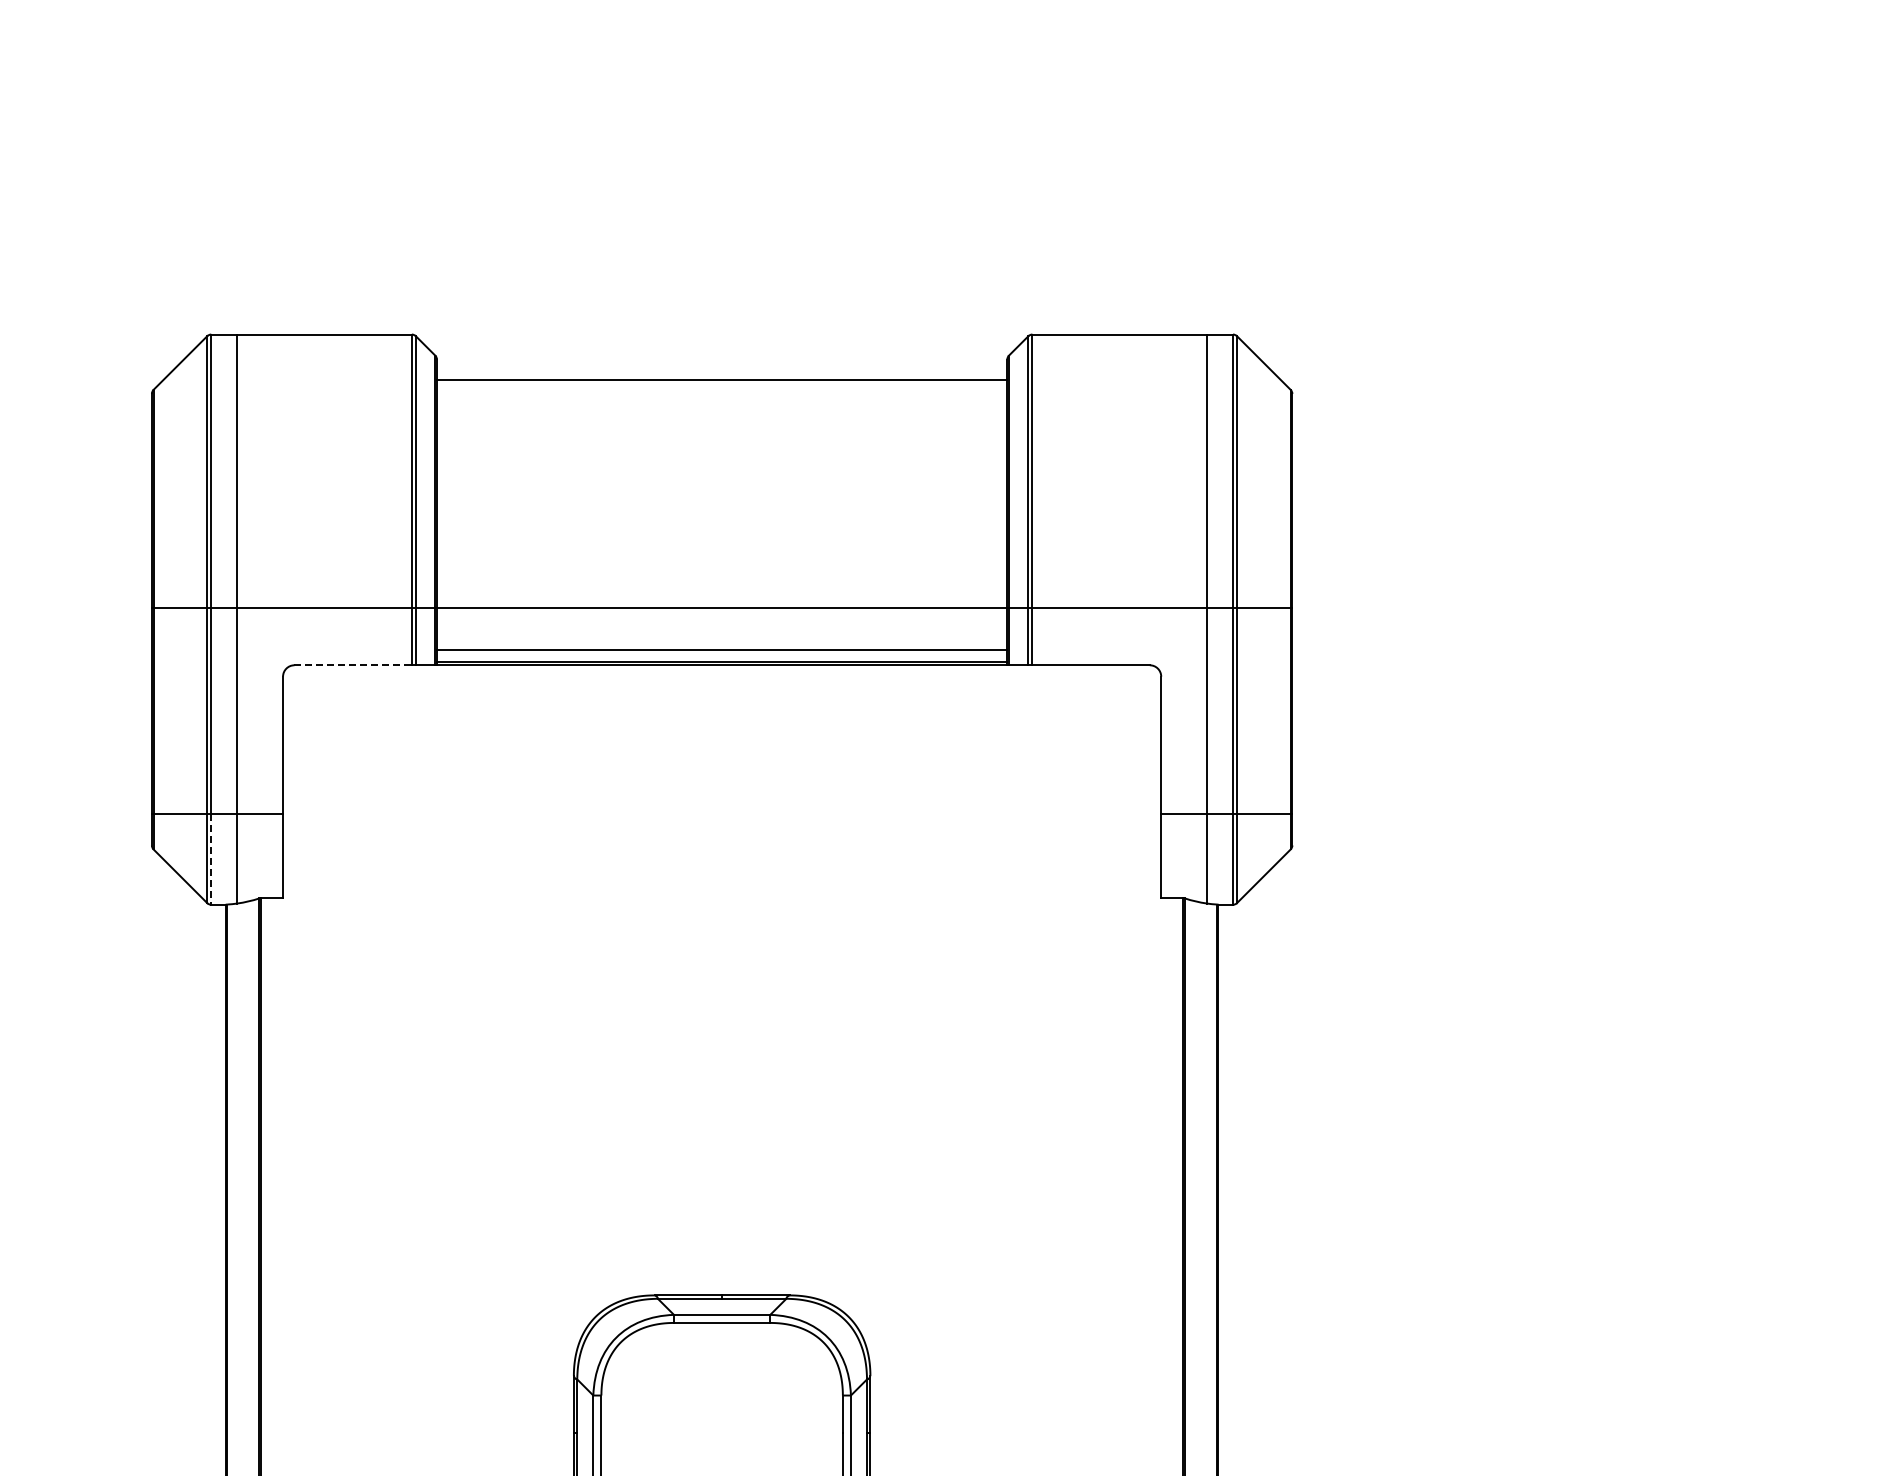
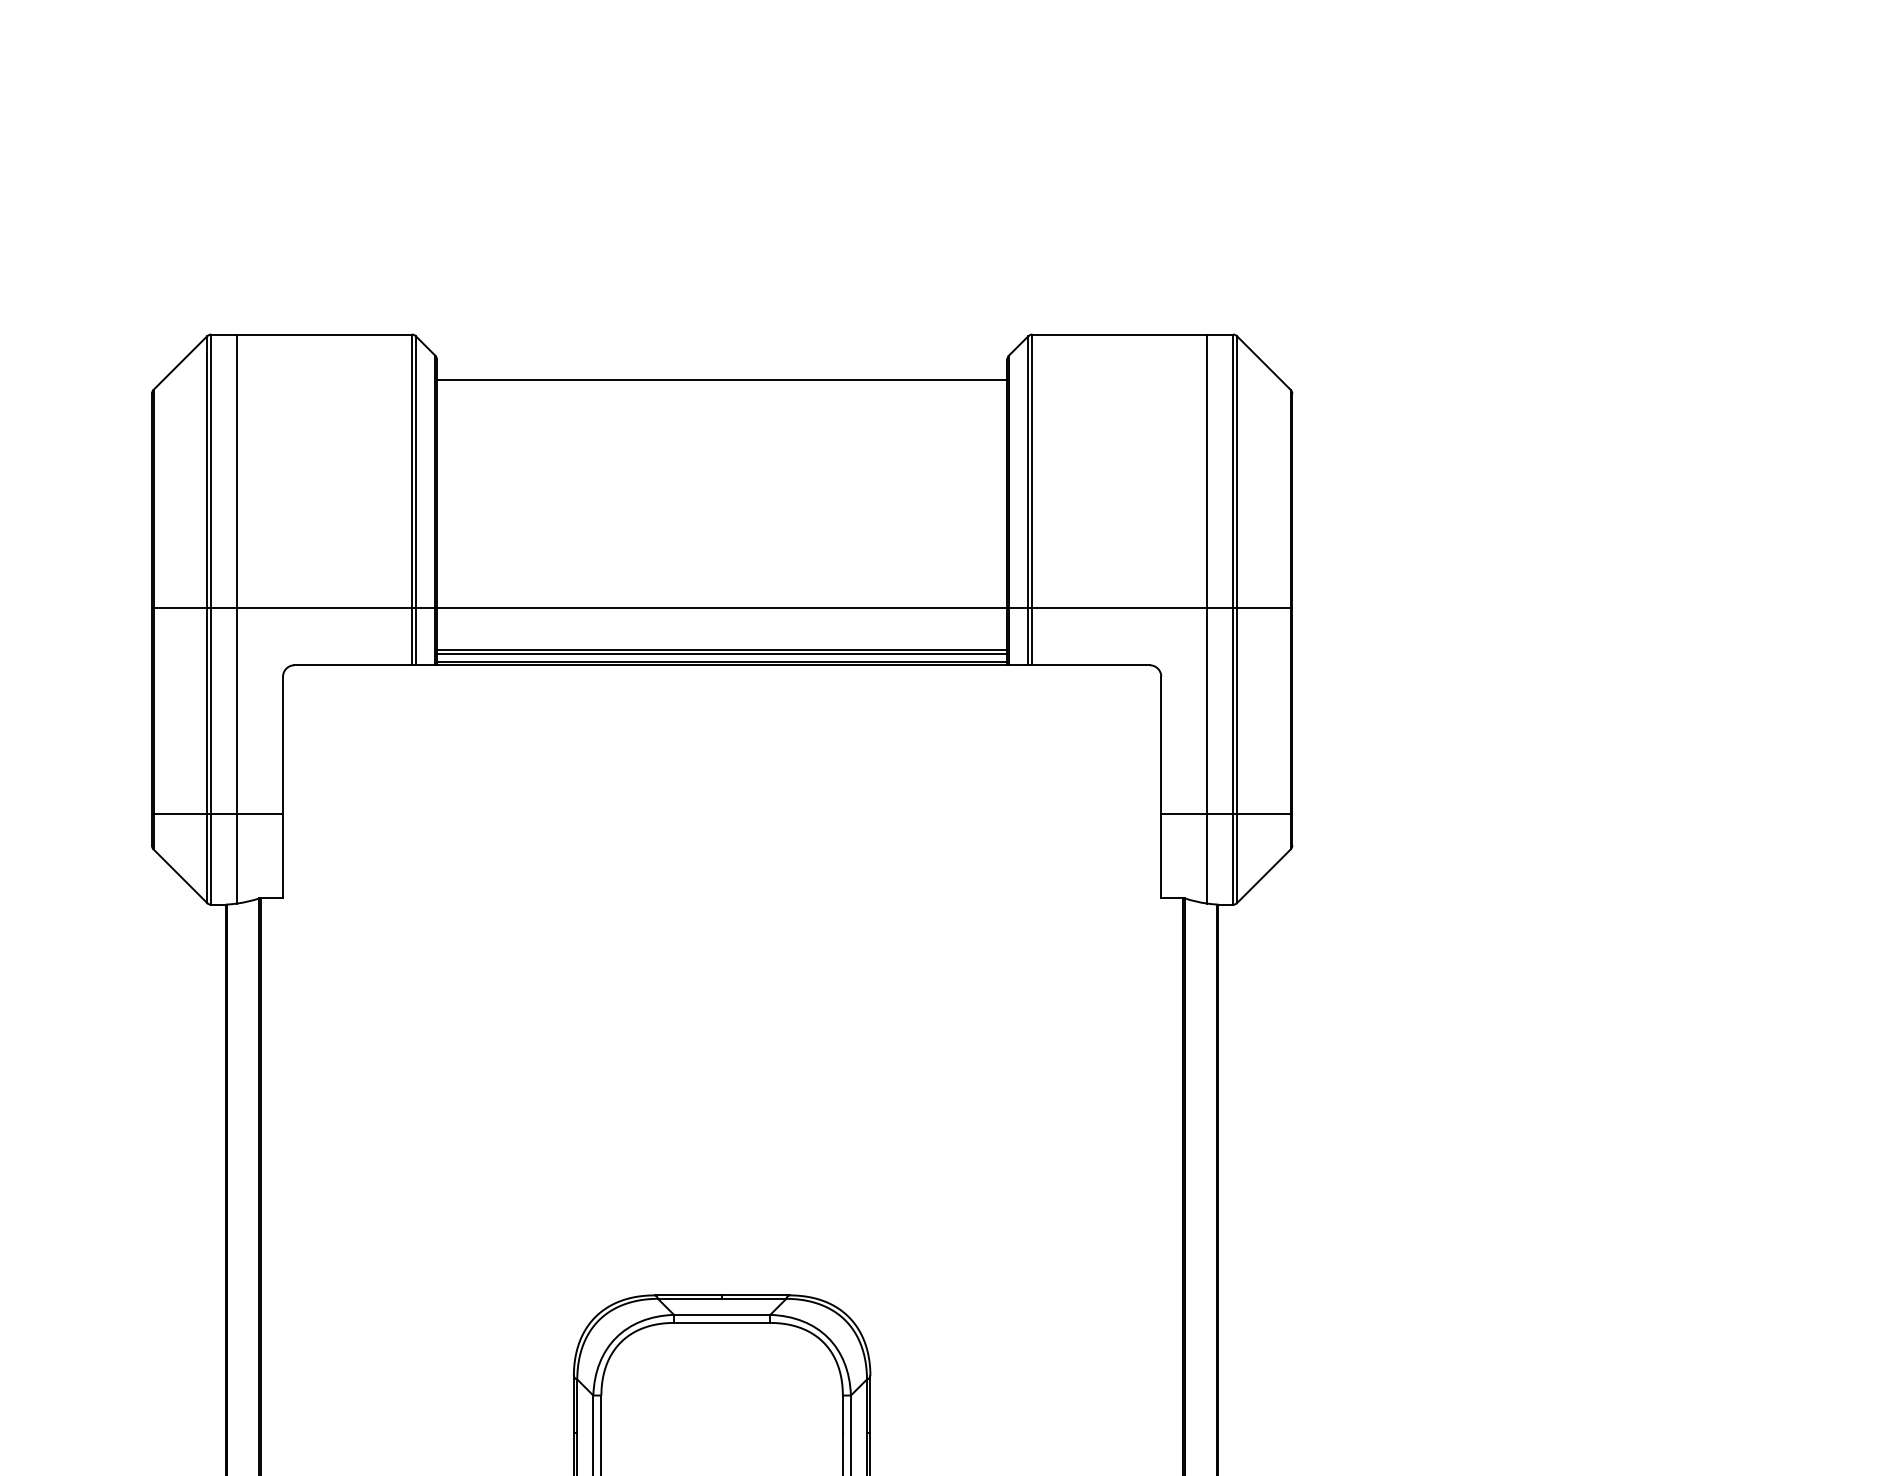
line: none -> present (722, 653)
line: dashed -> solid (353, 665)
line: dashed -> solid (211, 859)
